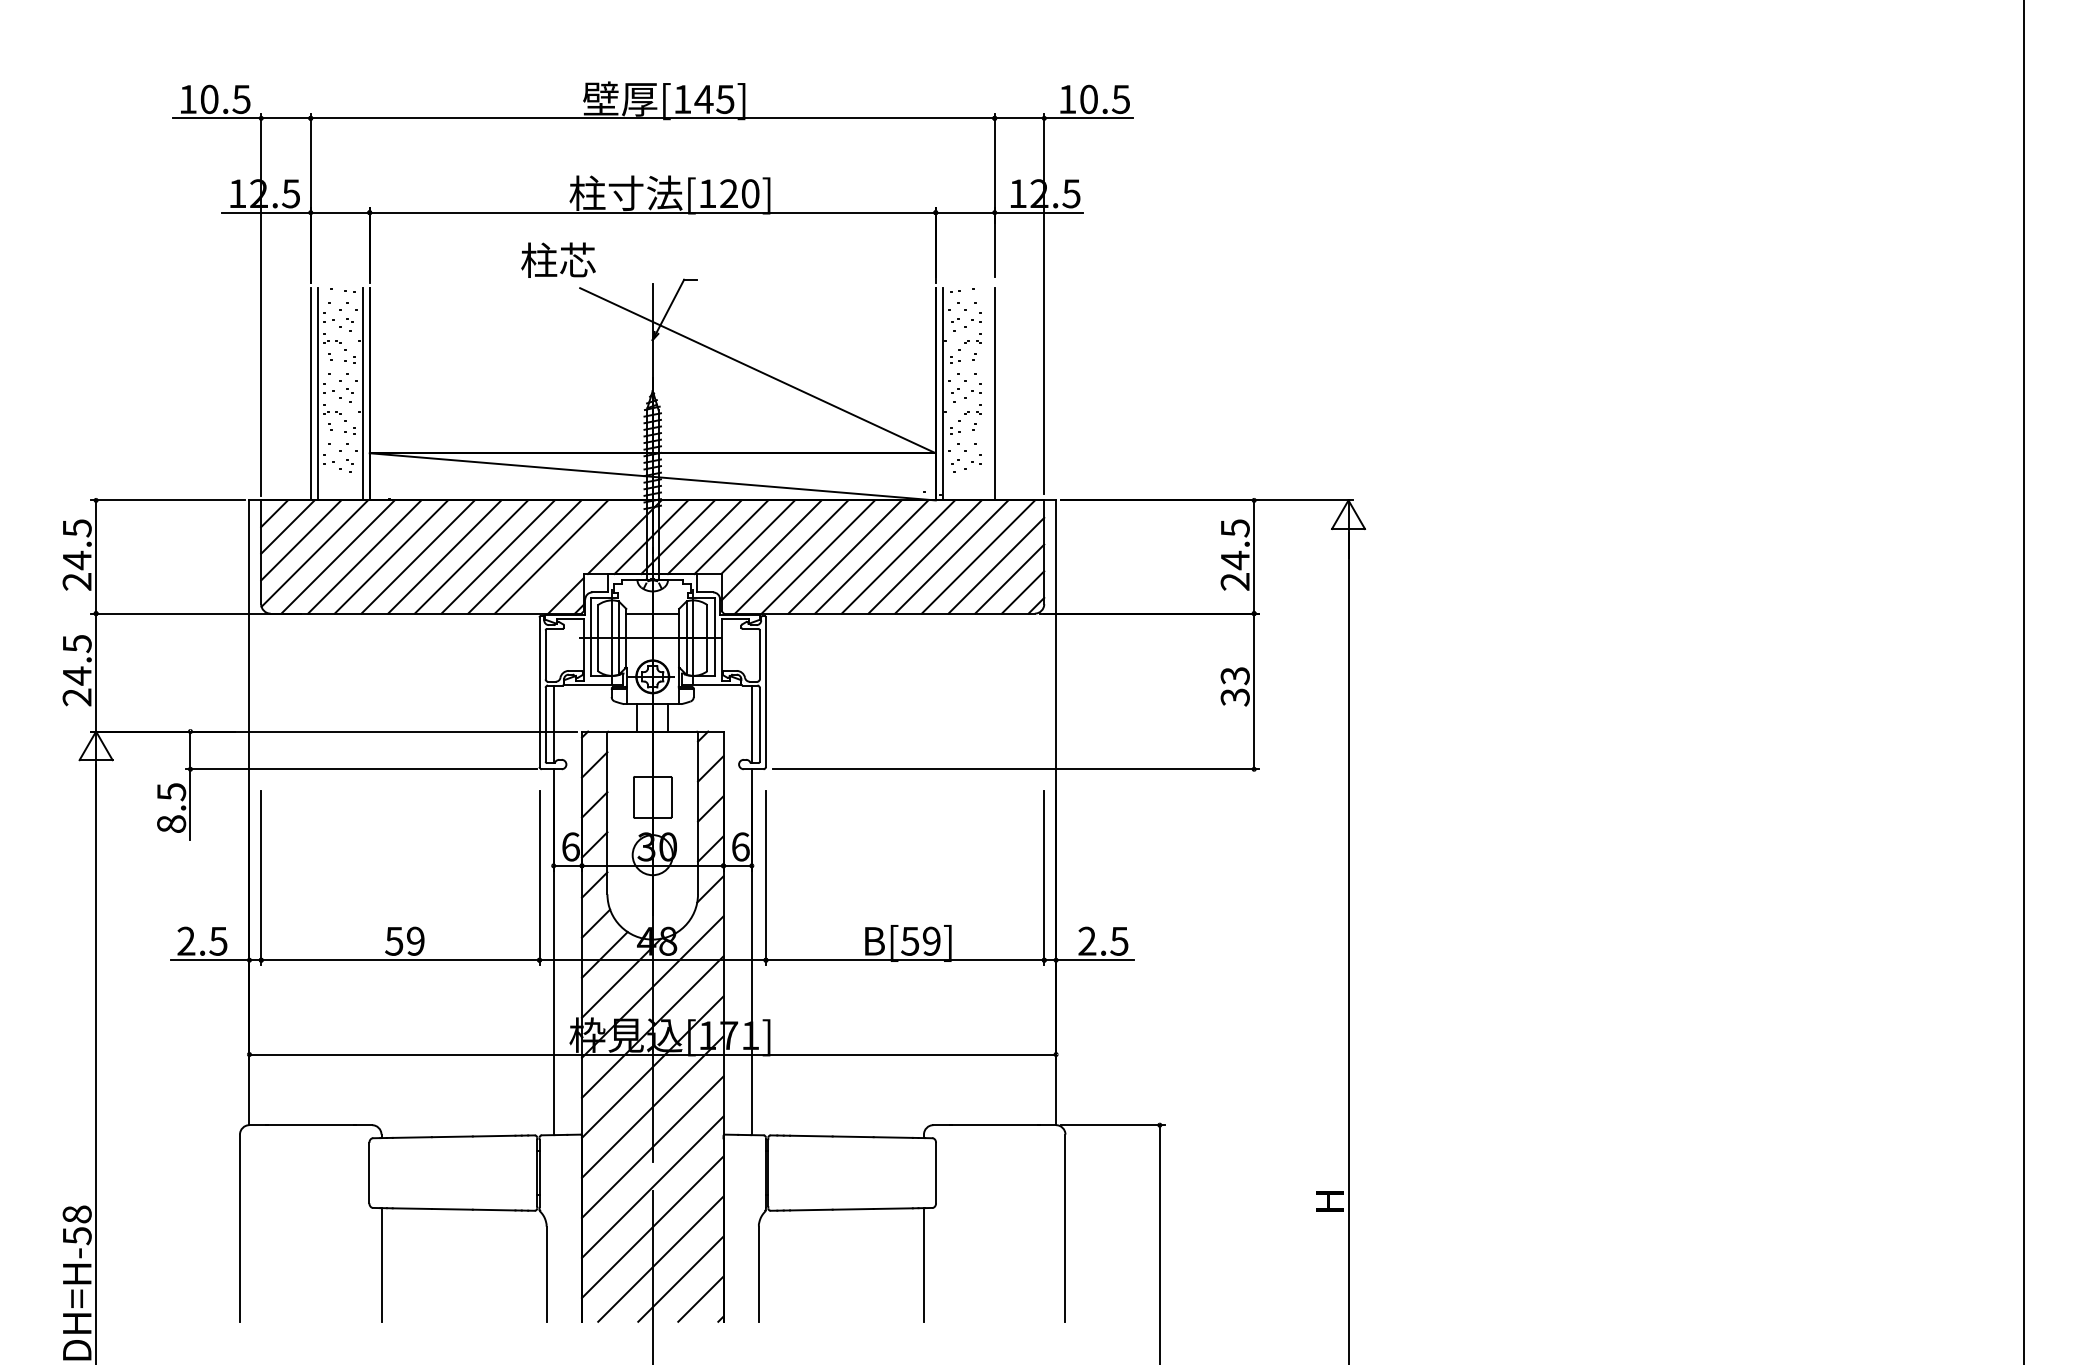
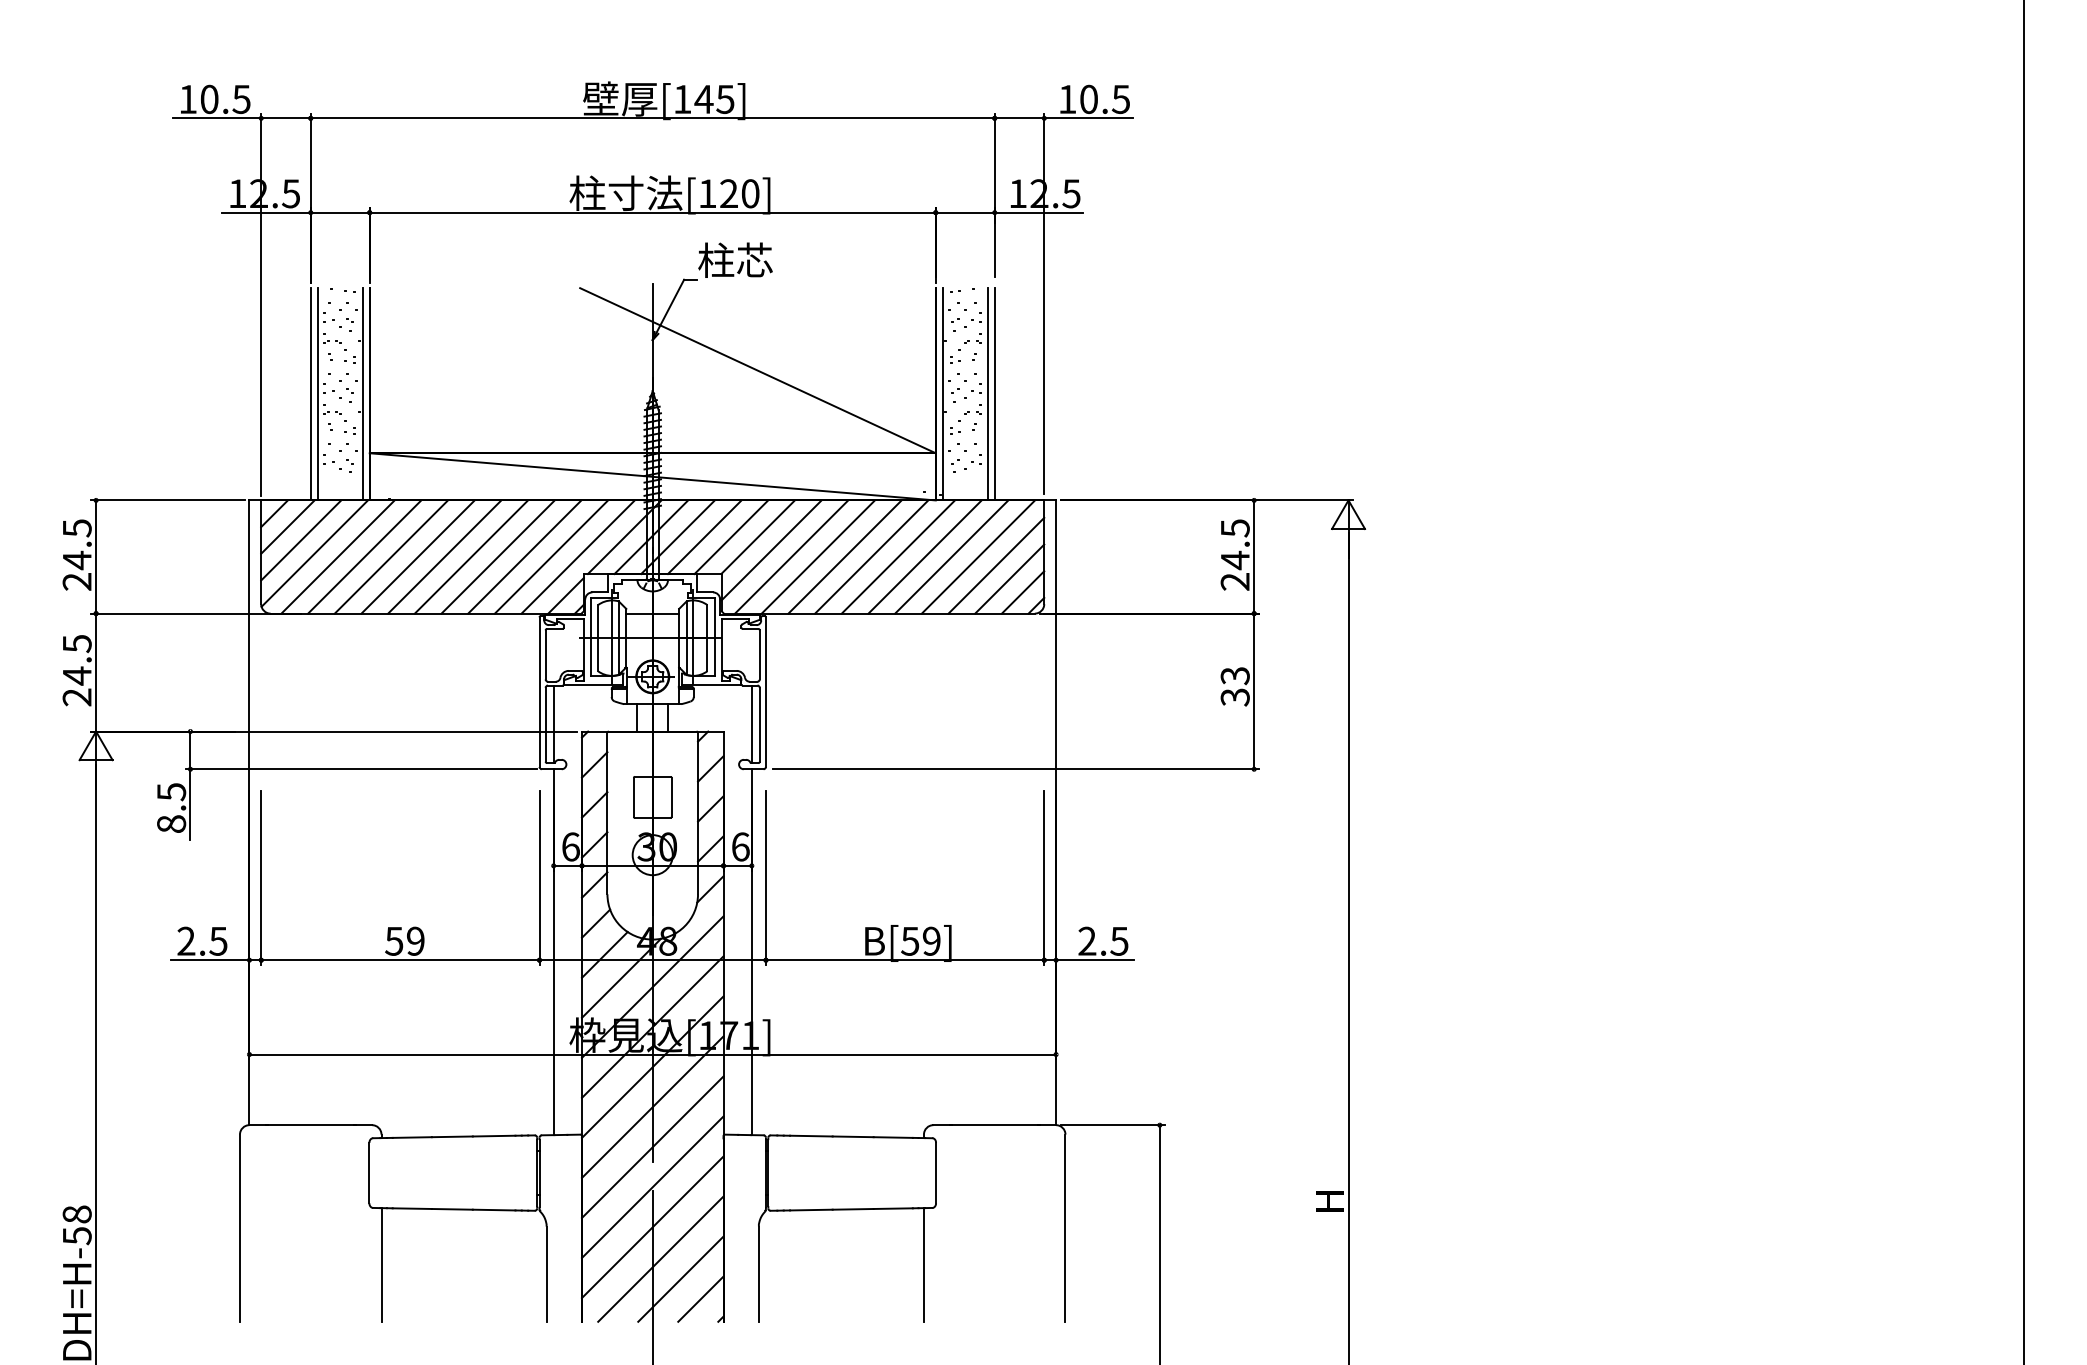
text position: (558, 259) -> (735, 259) (735, 259)
line: none -> present (987, 394)
line: none -> present (577, 556)
